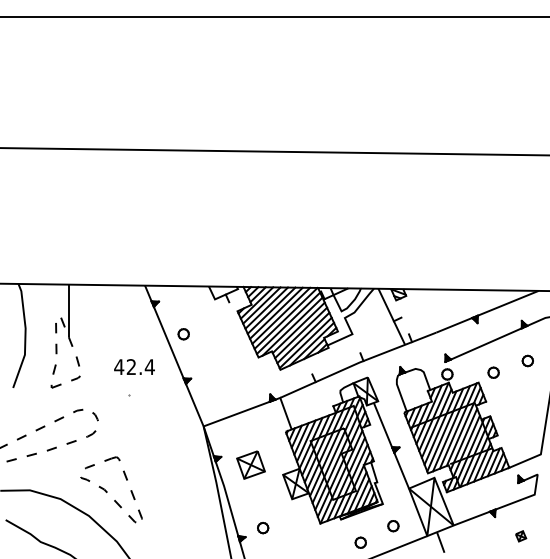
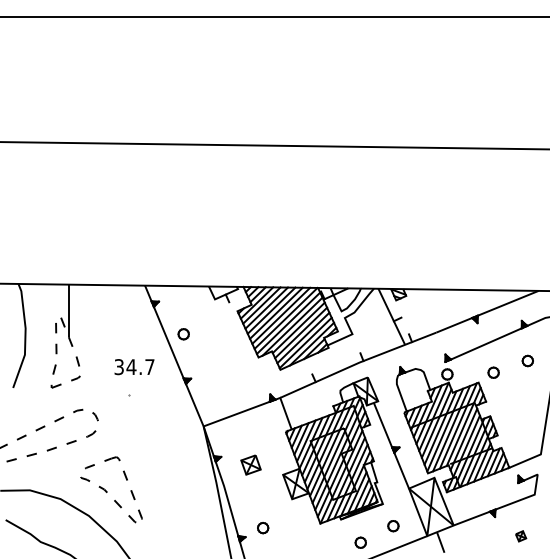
line position: (274, 151) -> (274, 145) (274, 145)
text: 42.4 -> 34.7 (134, 367)
part size: 30x30 px -> 22x22 px (250, 464)
